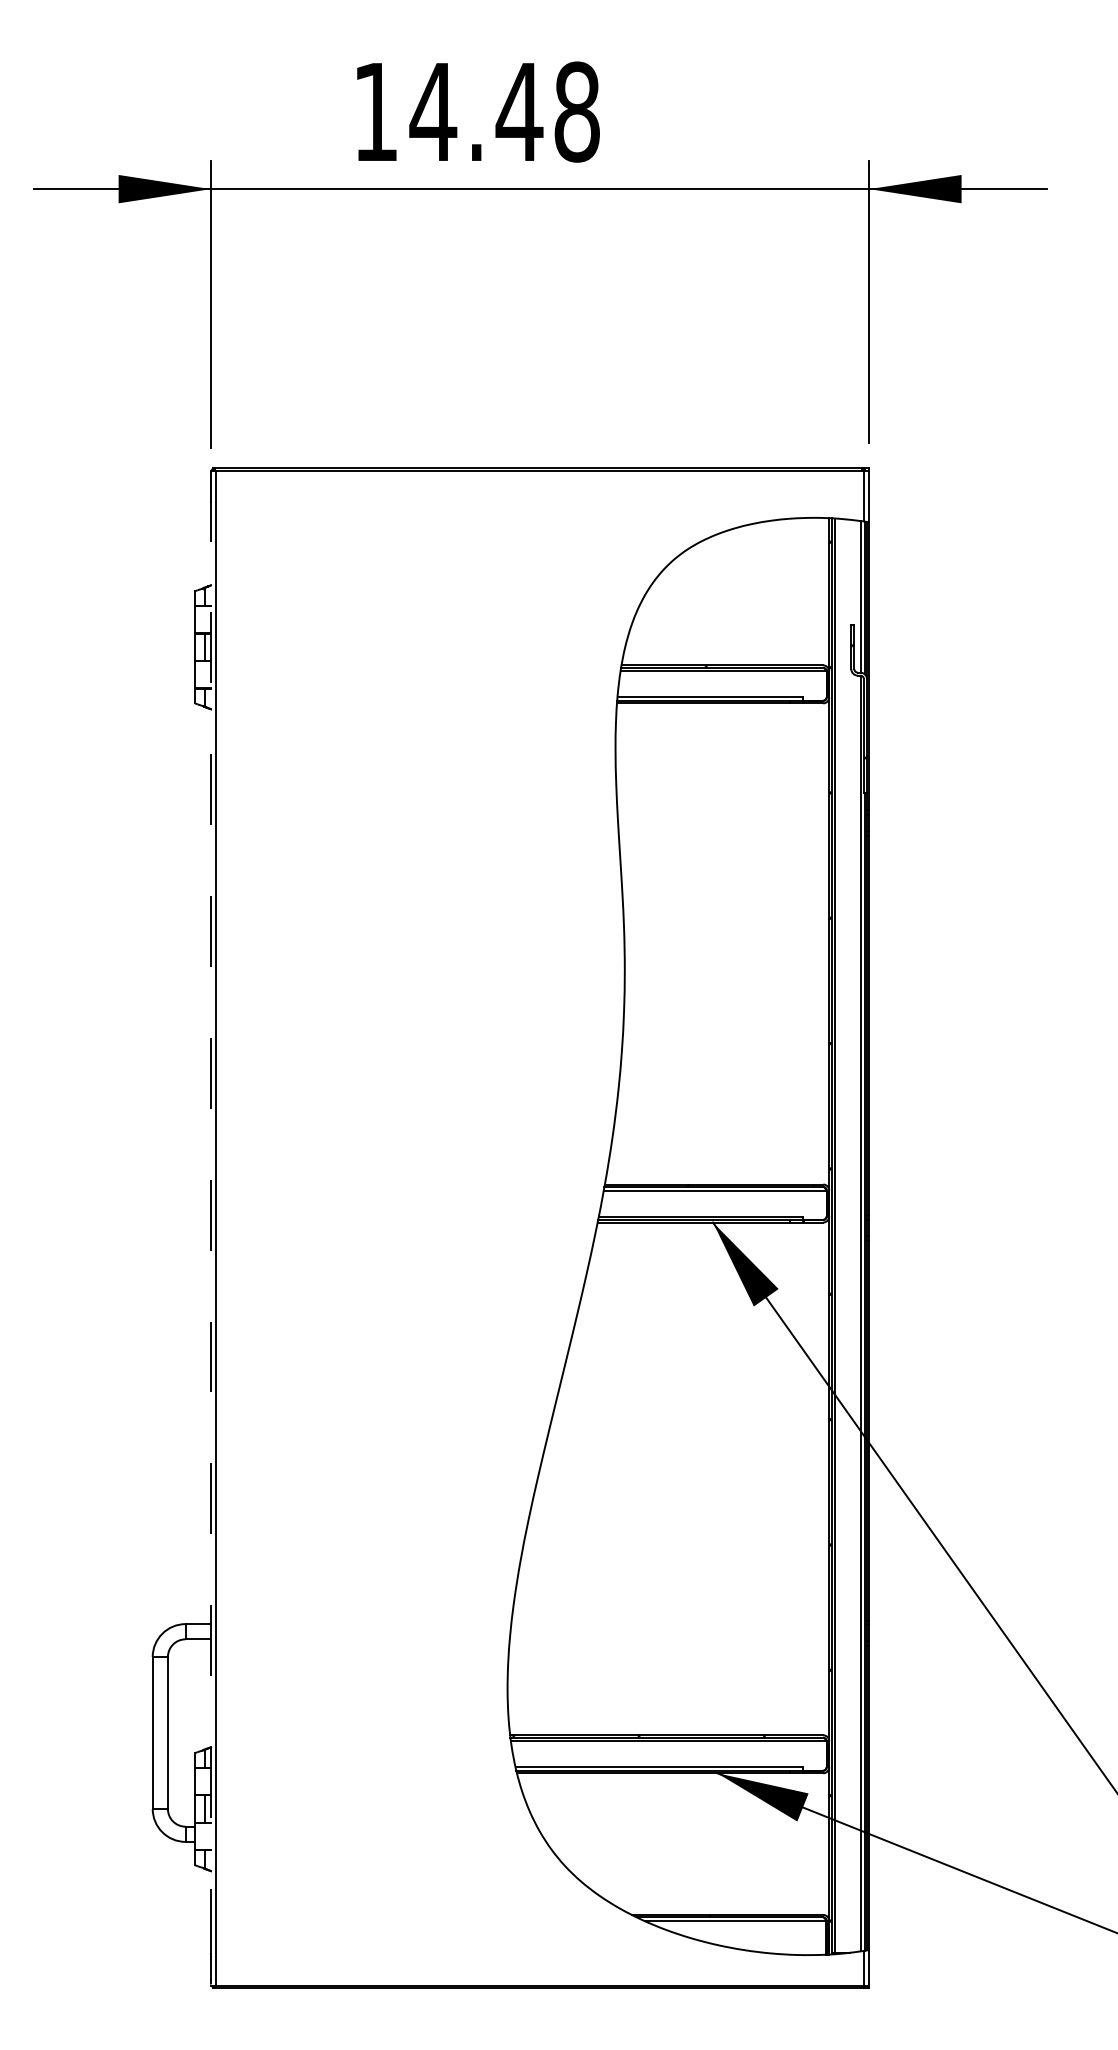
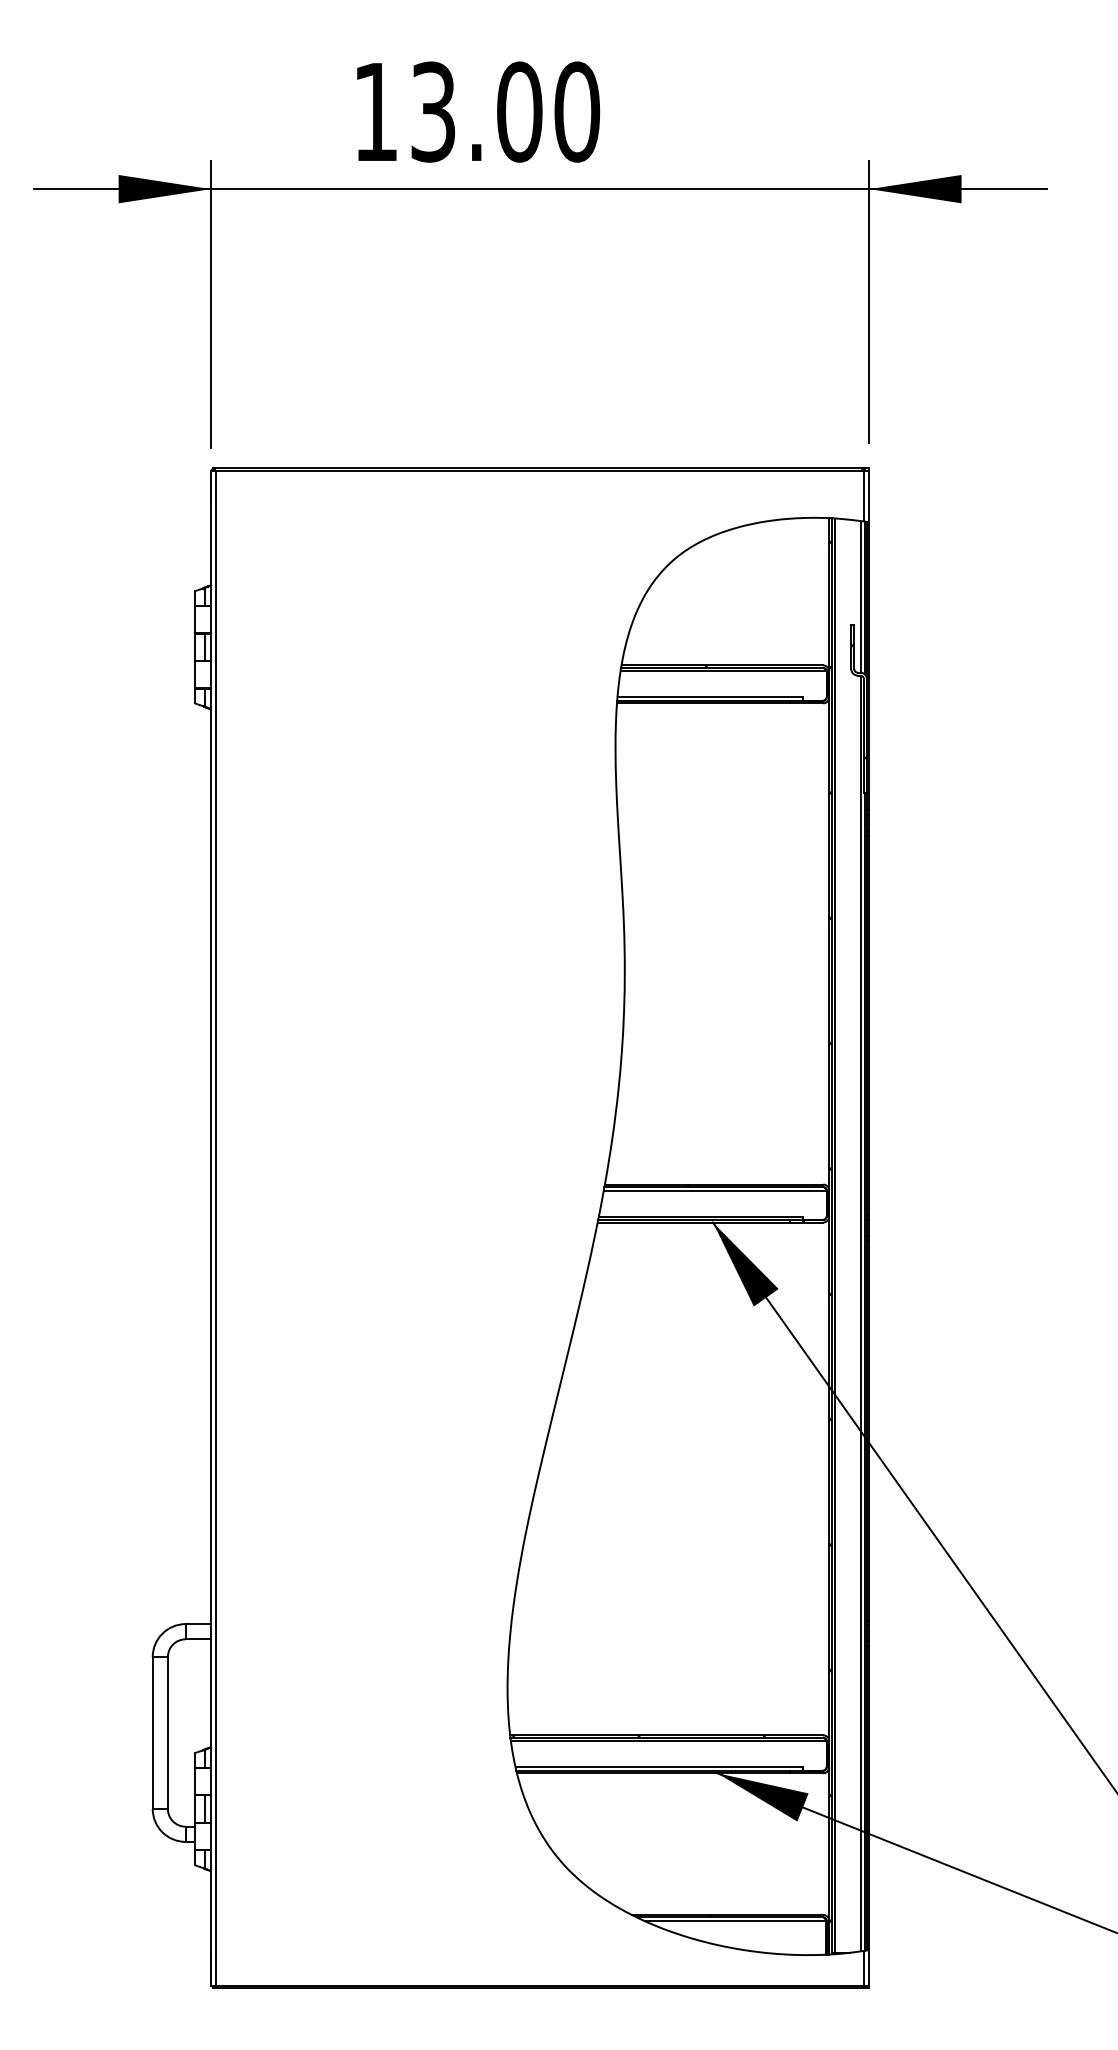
text: 14.48 -> 13.00 (504, 111)
line: dashed -> solid (210, 1228)
